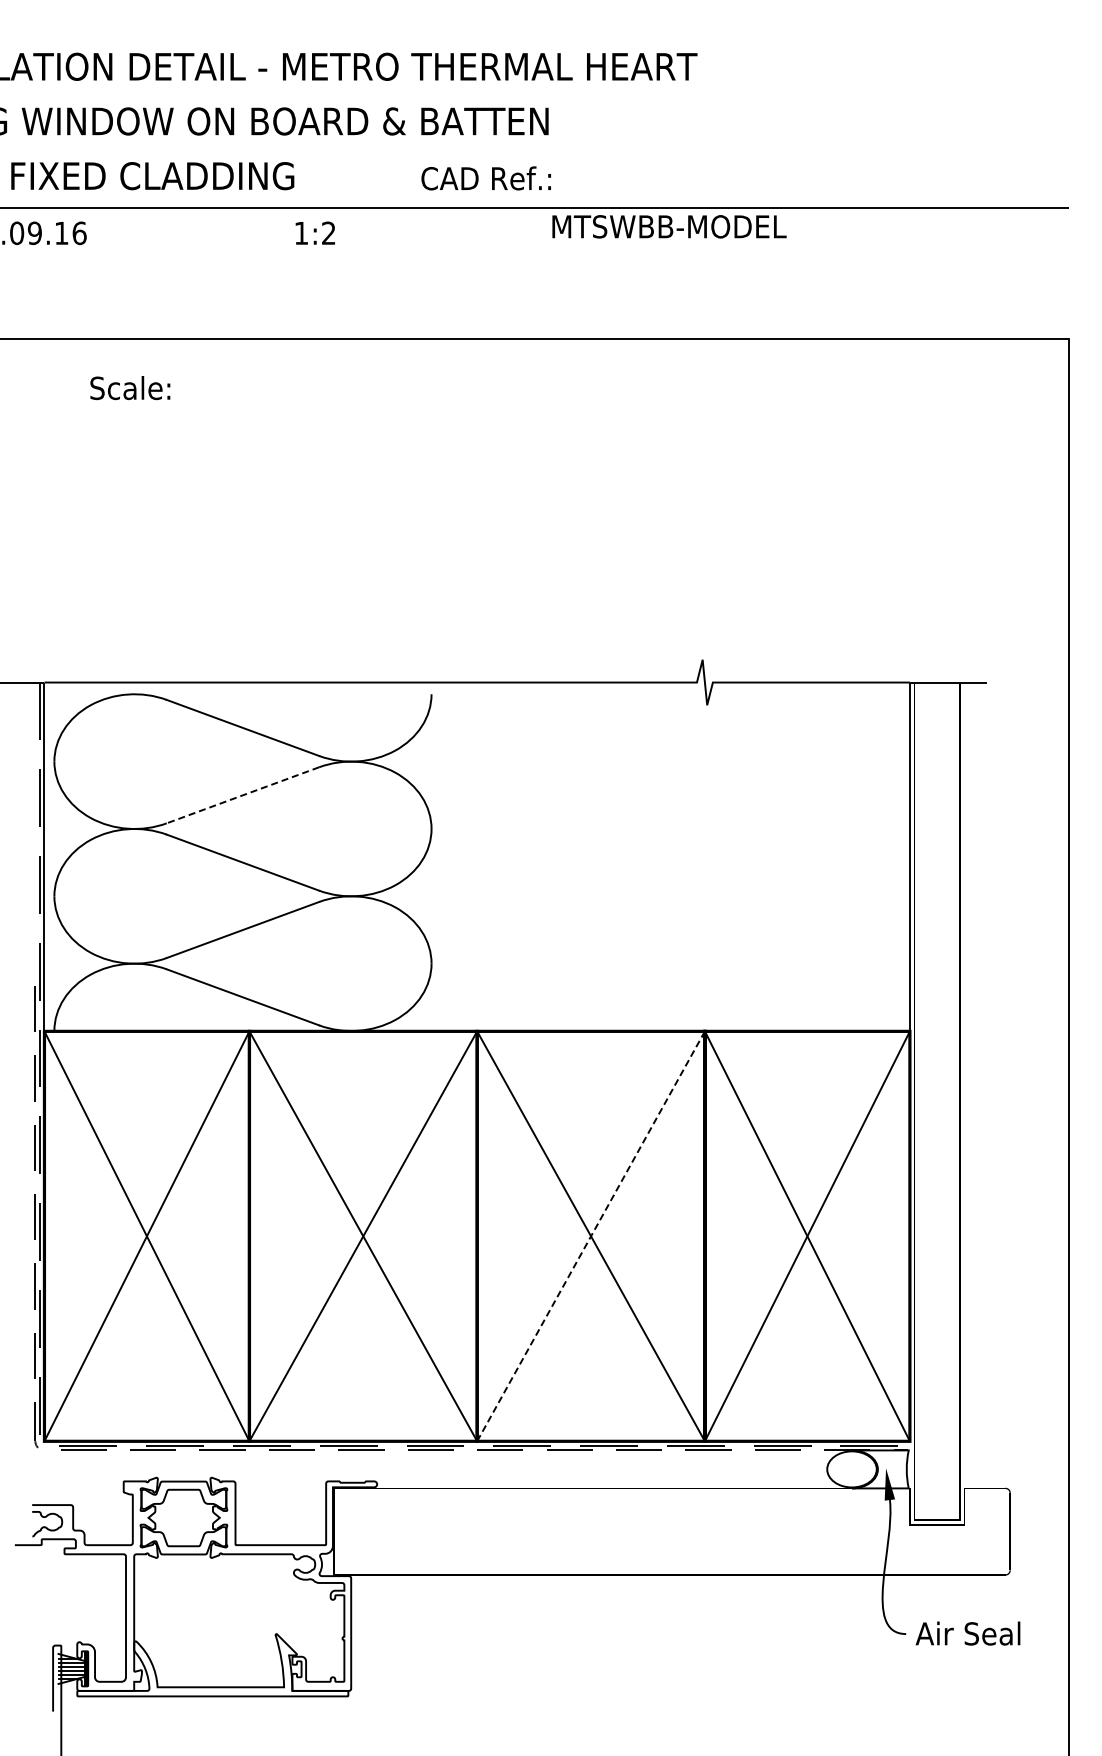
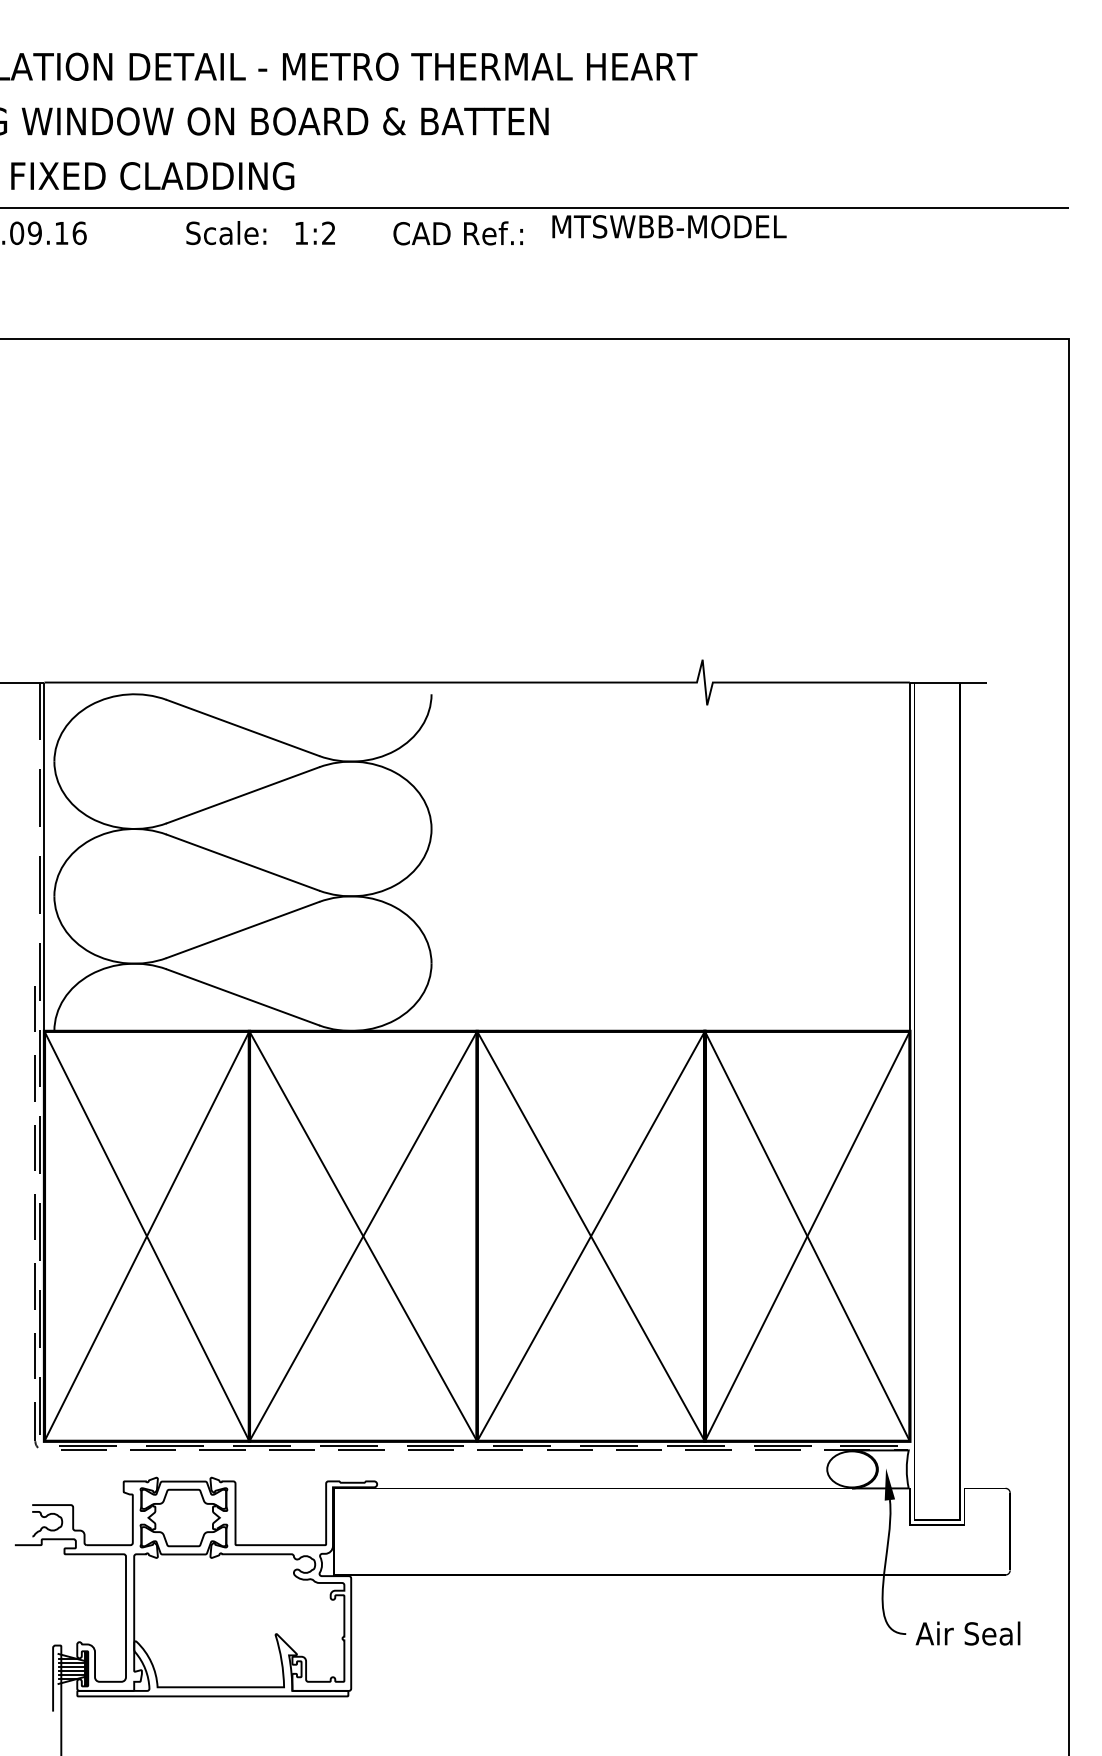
text position: (485, 178) -> (457, 233) (457, 233)
text position: (130, 388) -> (226, 233) (226, 233)
line: dashed -> solid (242, 795)
line: dashed -> solid (591, 1235)
